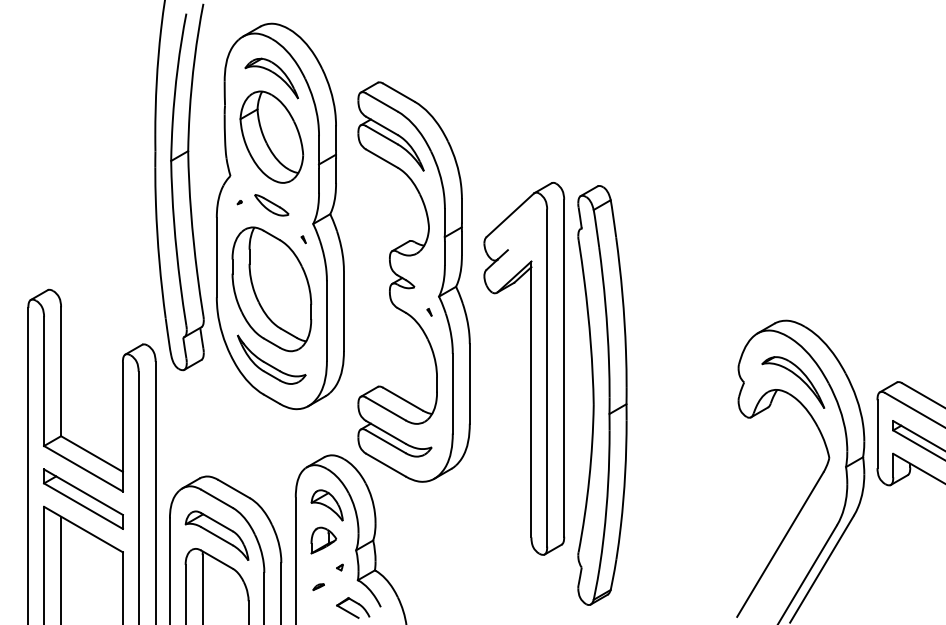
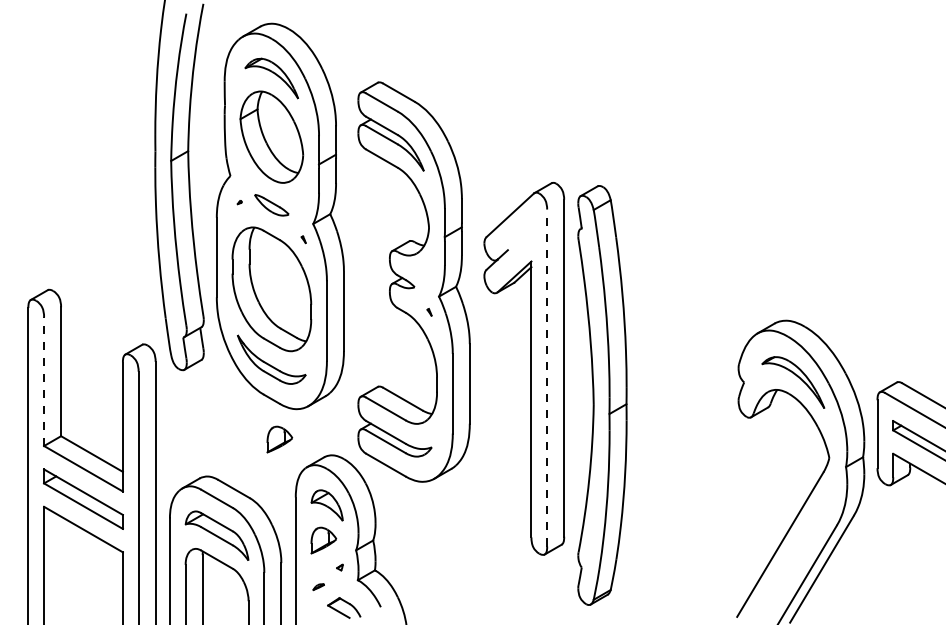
line: solid -> dashed (547, 377)
line: solid -> dashed (44, 381)
part: none -> present (279, 439)
line: present -> none (61, 568)
part position: (353, 607) -> (344, 607) (344, 607)
